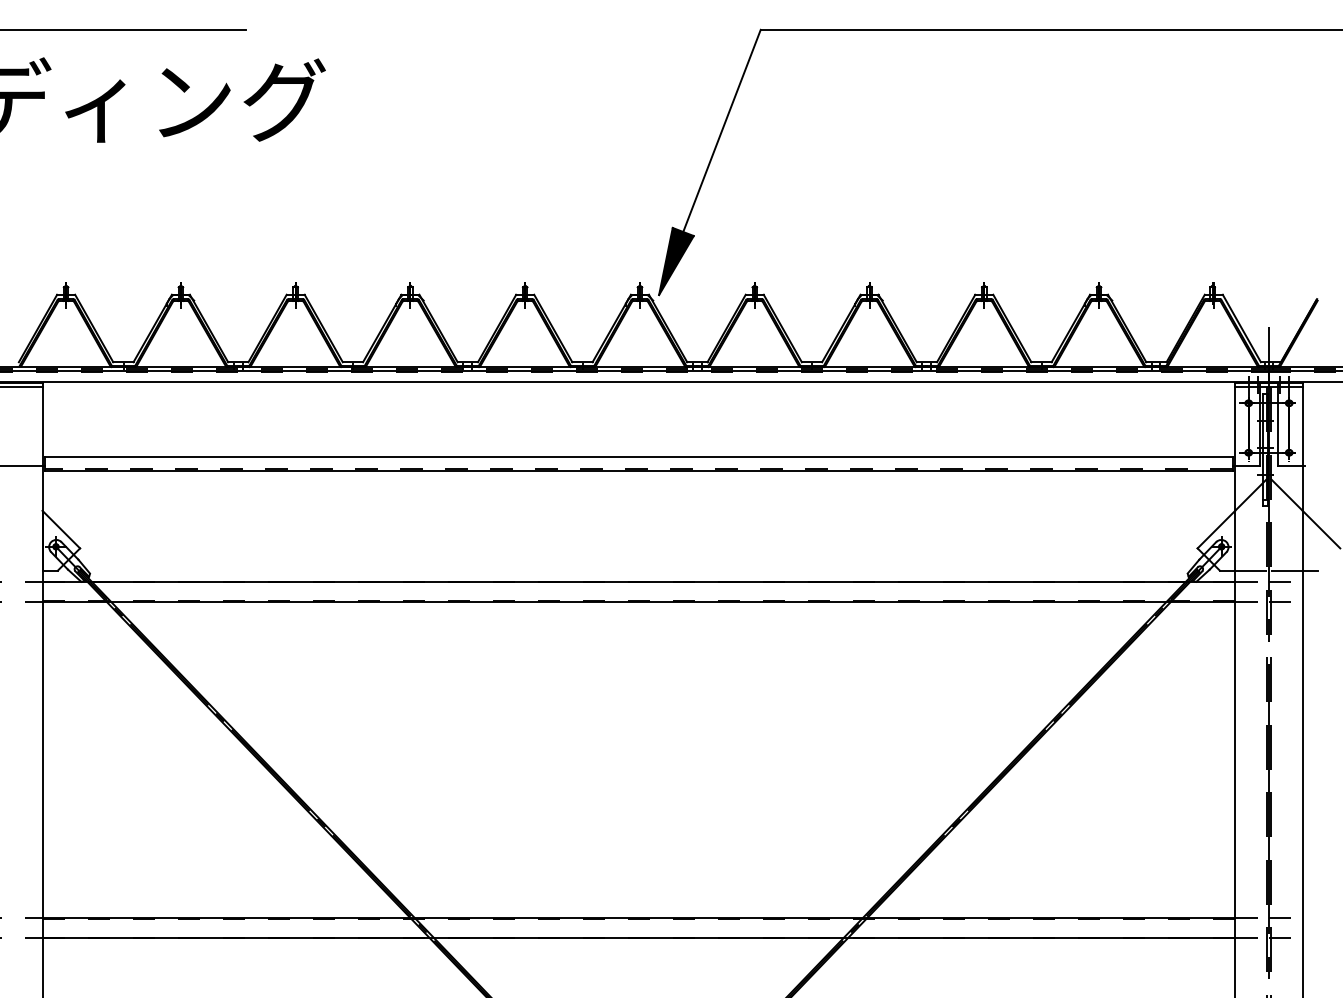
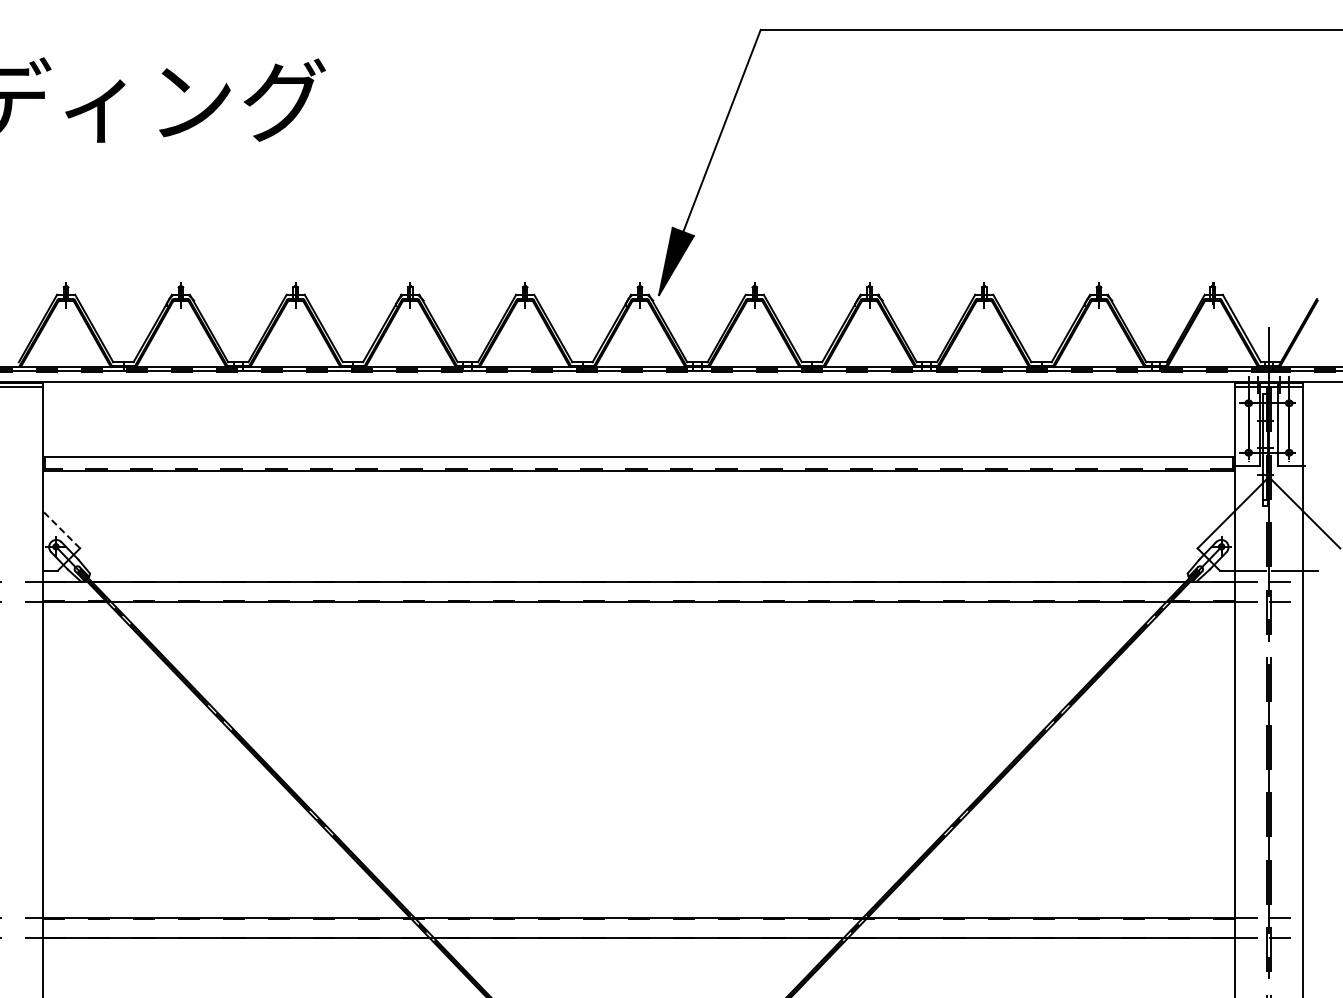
line: present -> none (123, 29)
line: present -> none (23, 466)
line: solid -> dashed (61, 529)
